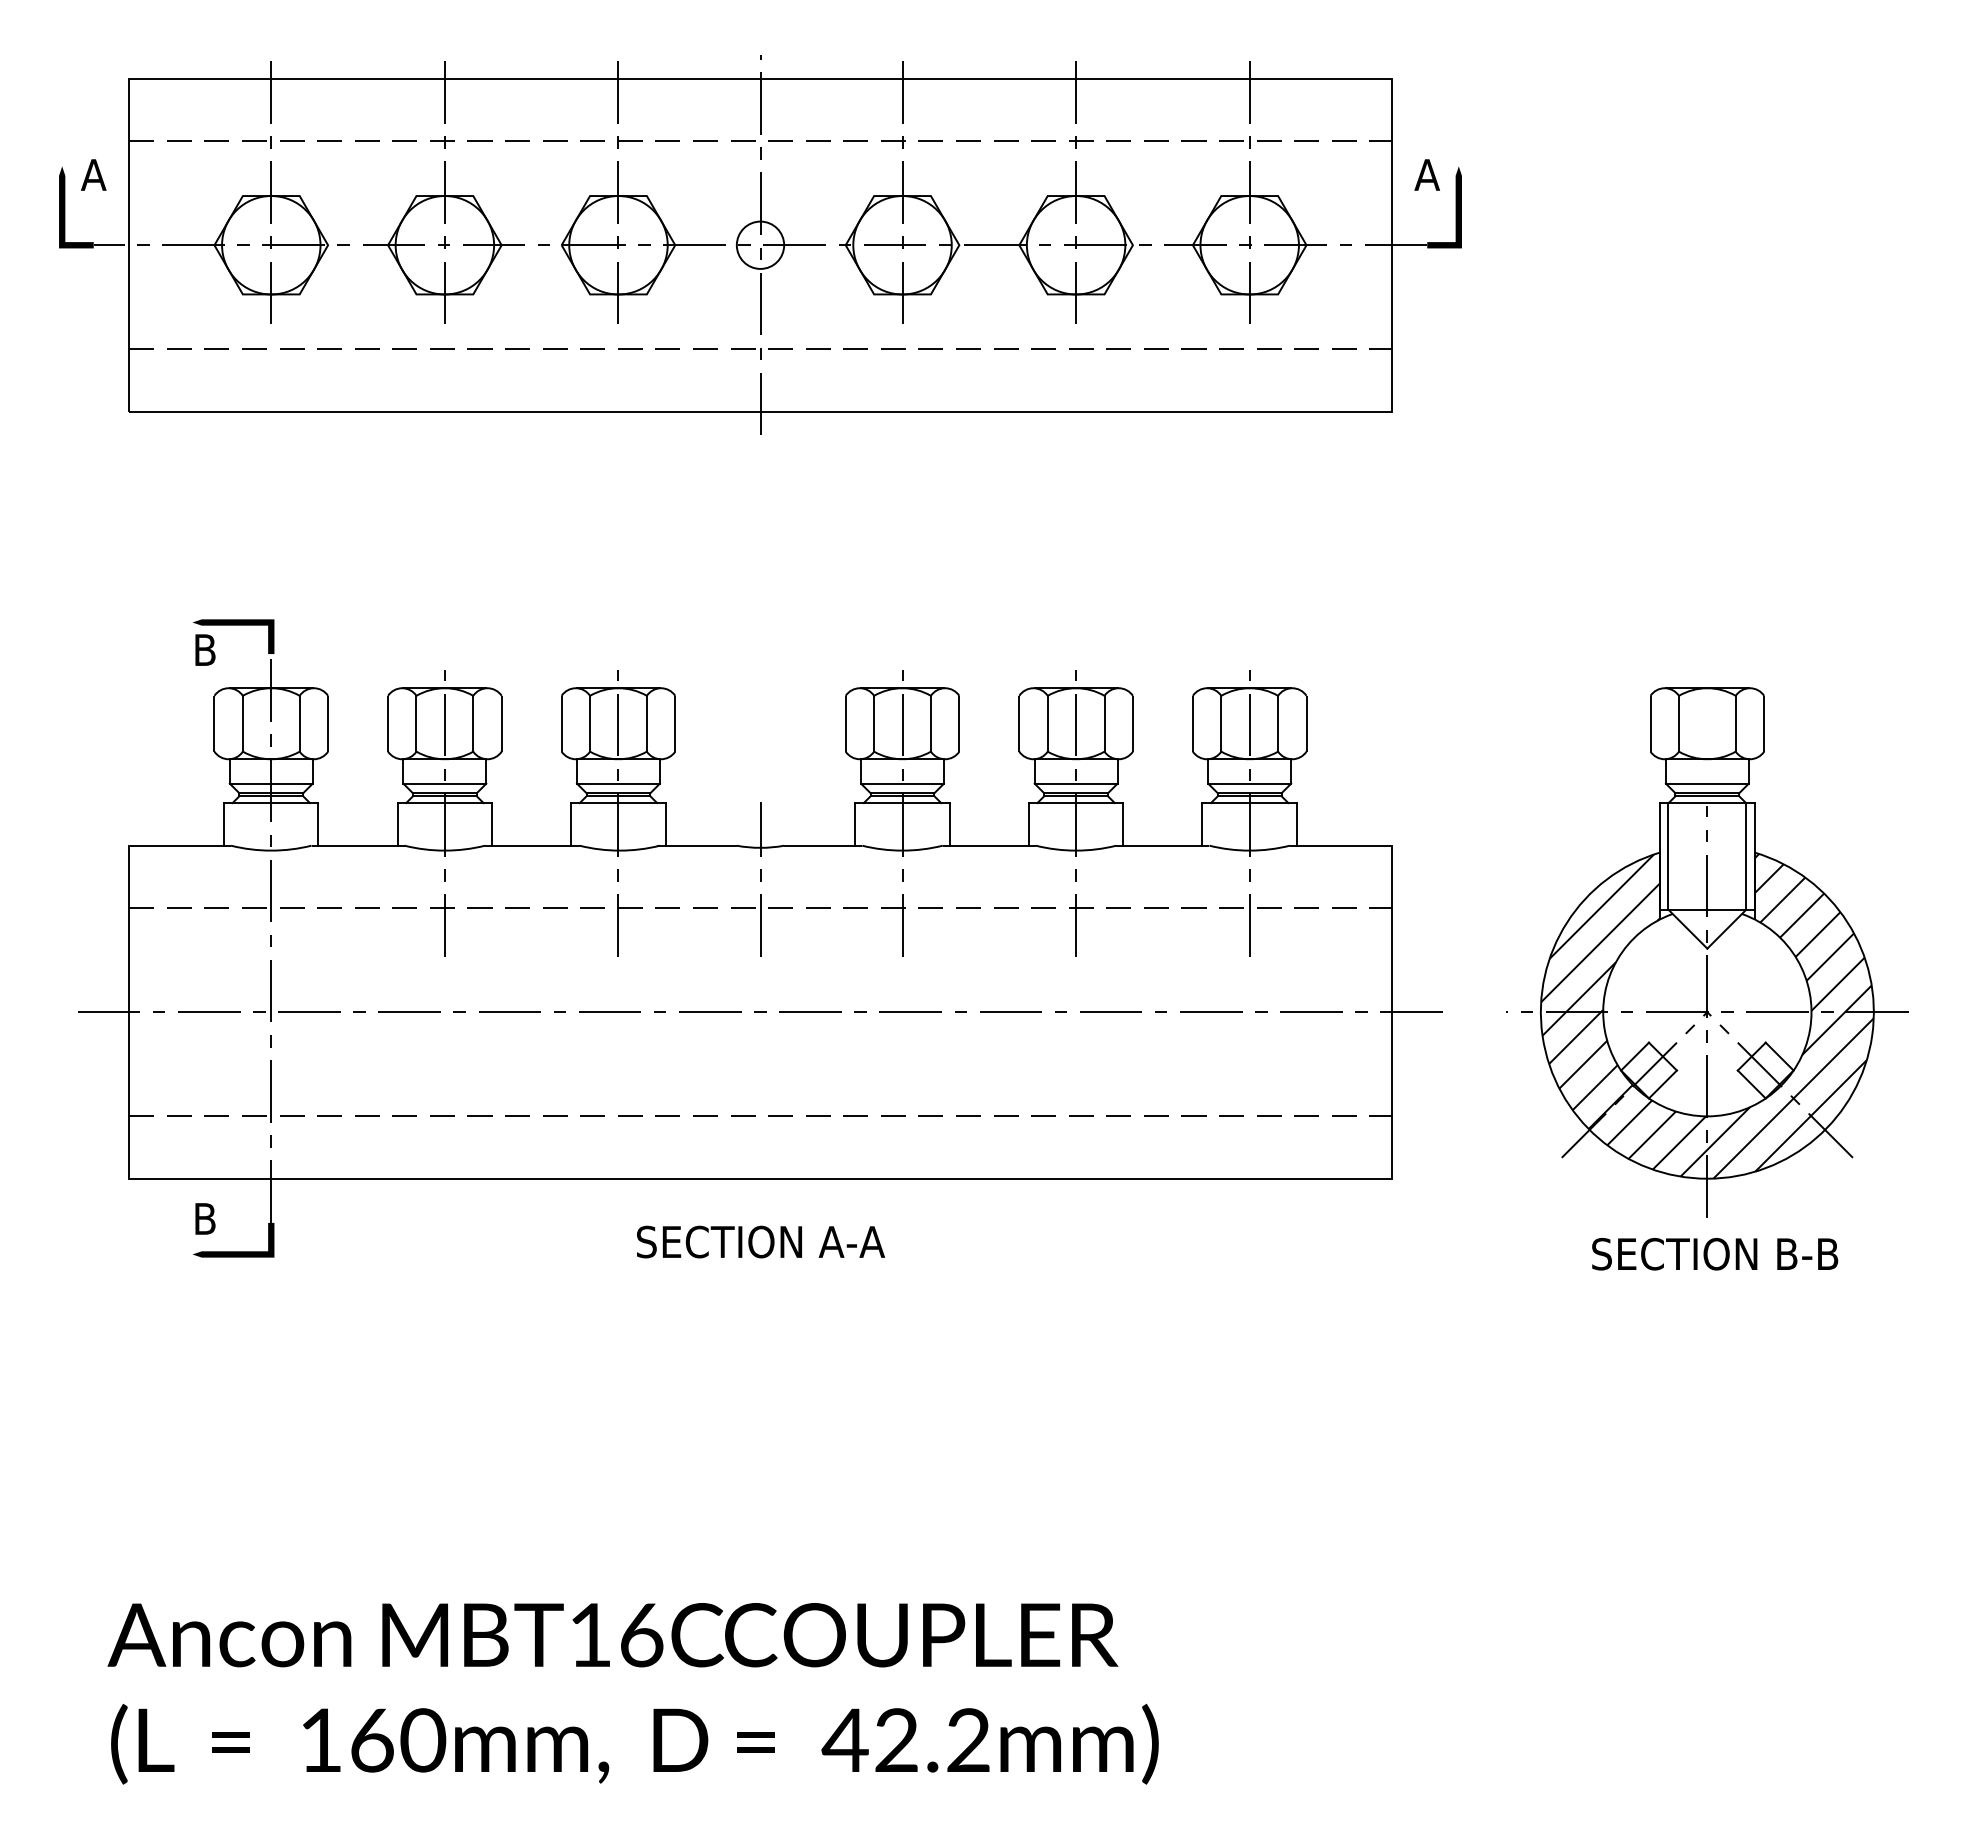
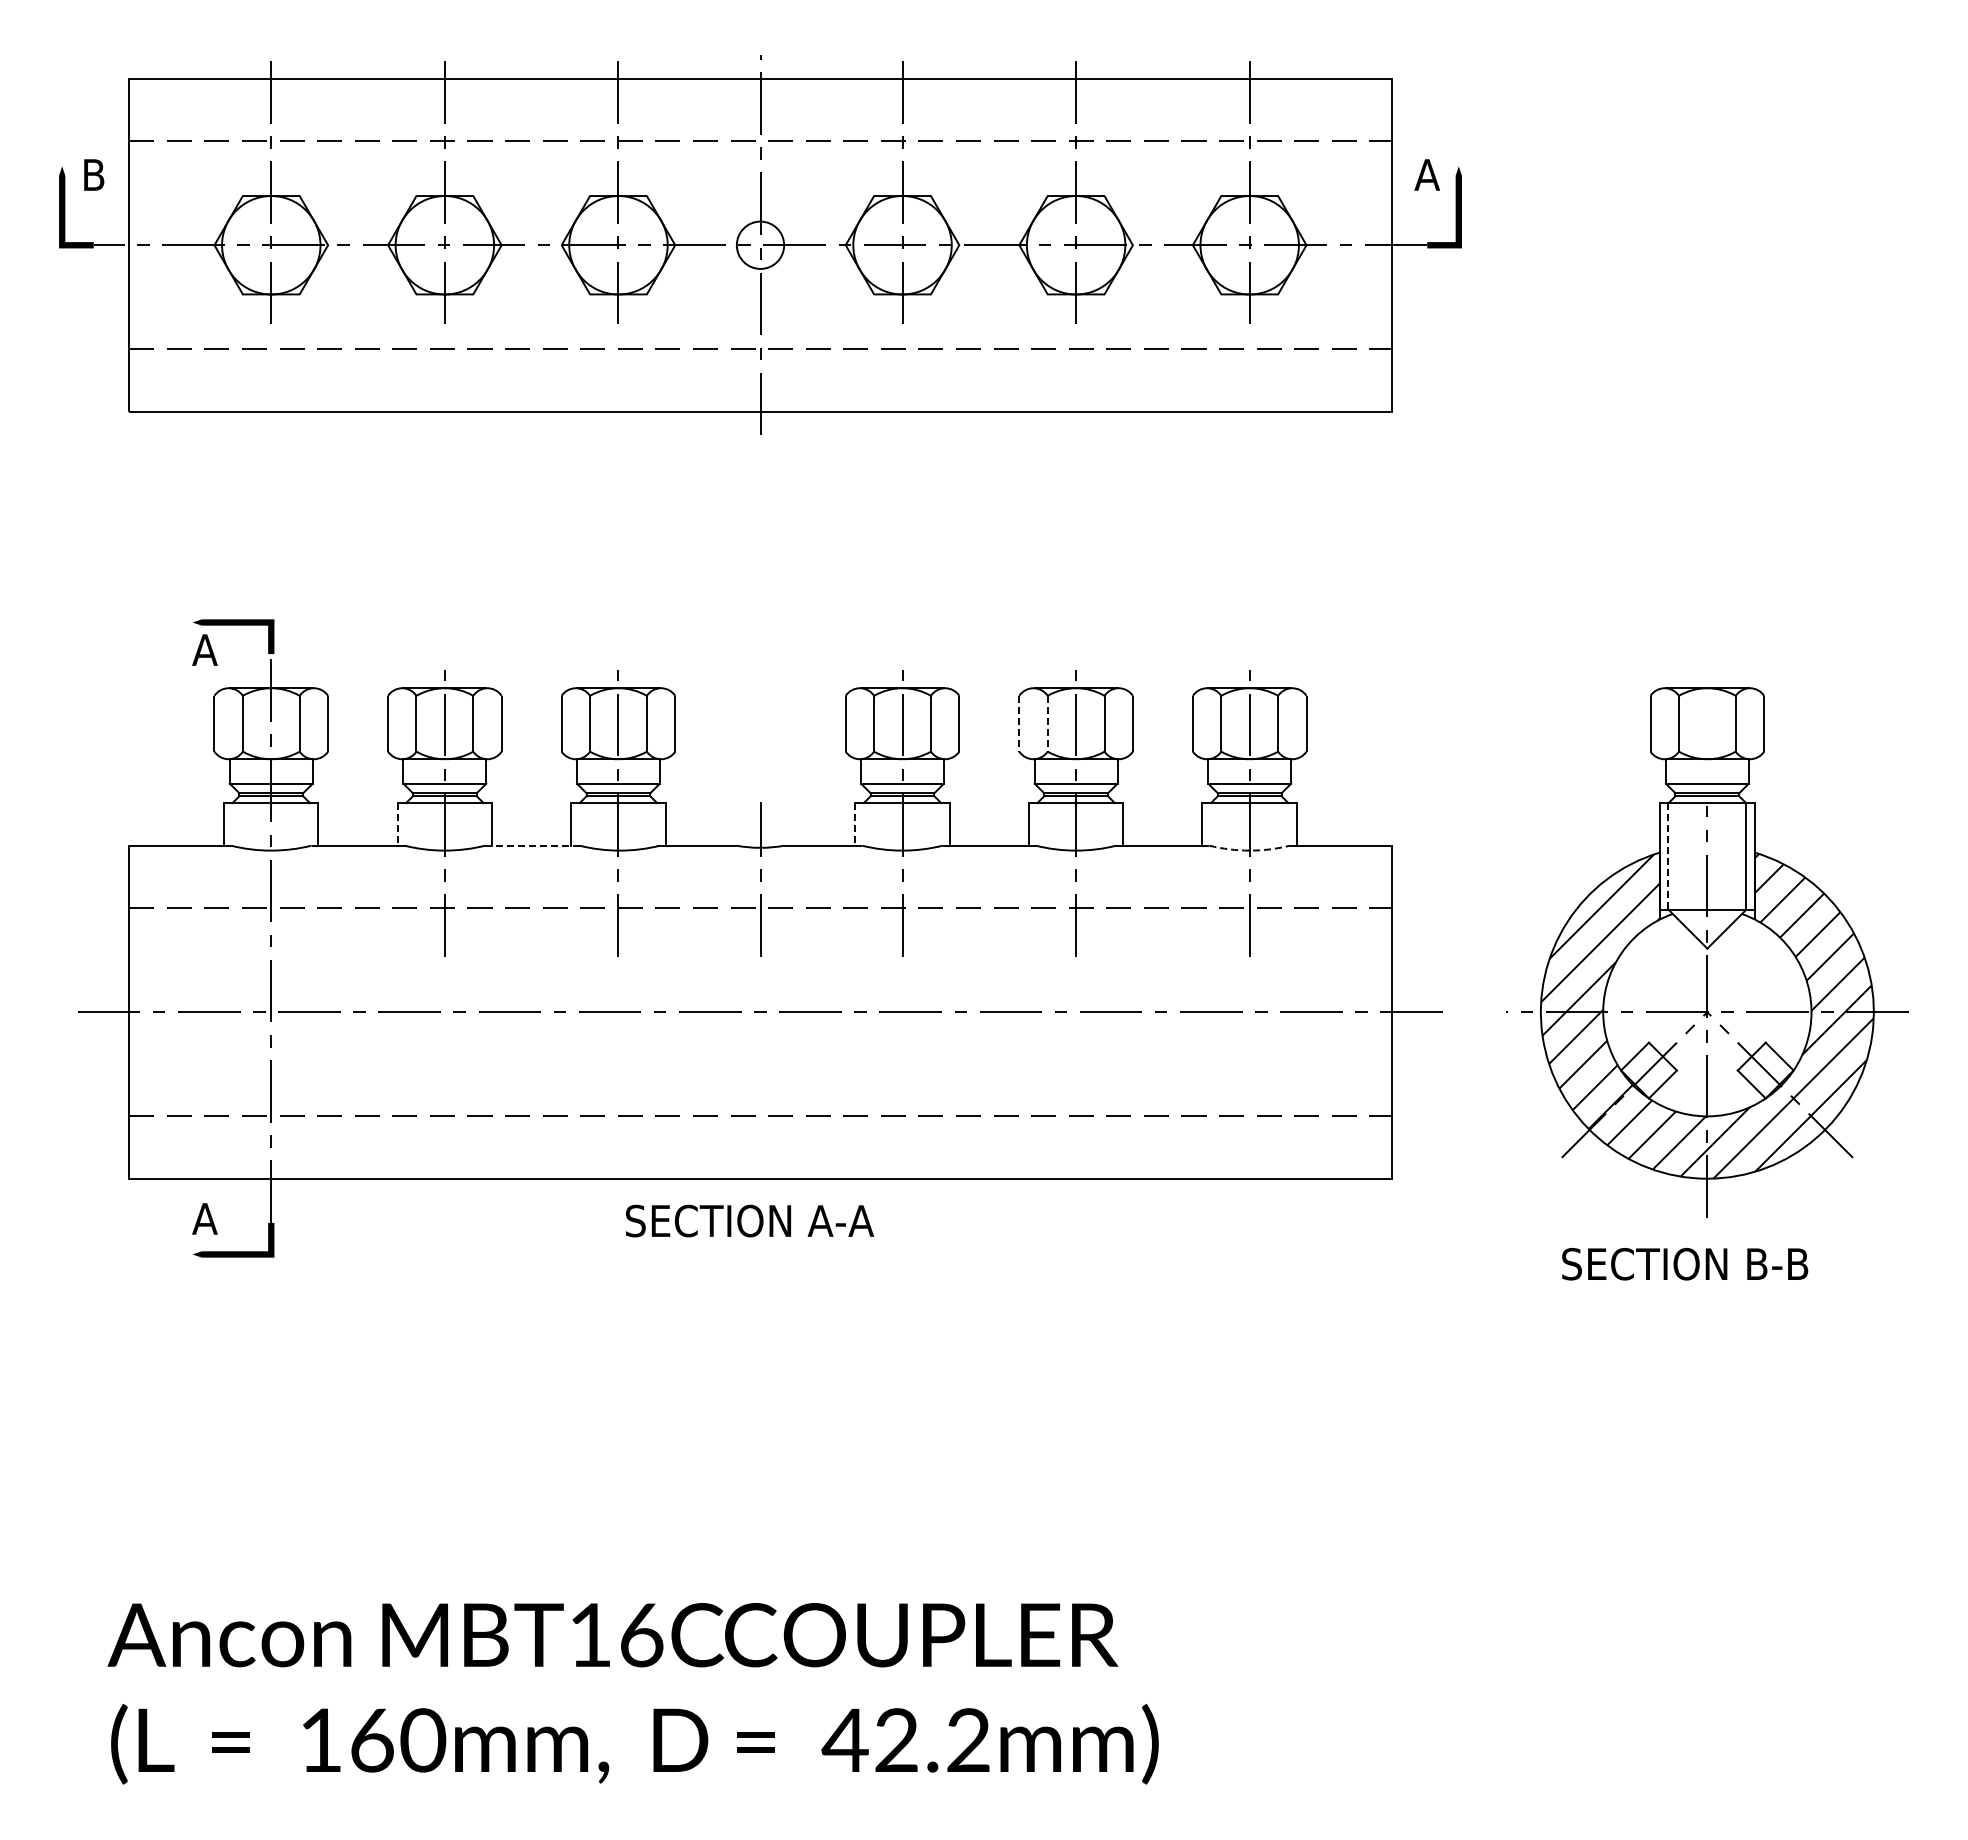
text: A -> B (93, 174)
text: B -> A (204, 649)
line: solid -> dashed (1019, 723)
line: solid -> dashed (1047, 723)
line: solid -> dashed (397, 824)
line: solid -> dashed (855, 824)
line: solid -> dashed (531, 845)
arc: solid -> dashed (1249, 850)
line: solid -> dashed (1668, 857)
text: B -> A (204, 1218)
text position: (761, 1241) -> (750, 1220) (750, 1220)
text position: (1715, 1254) -> (1685, 1264) (1685, 1264)
